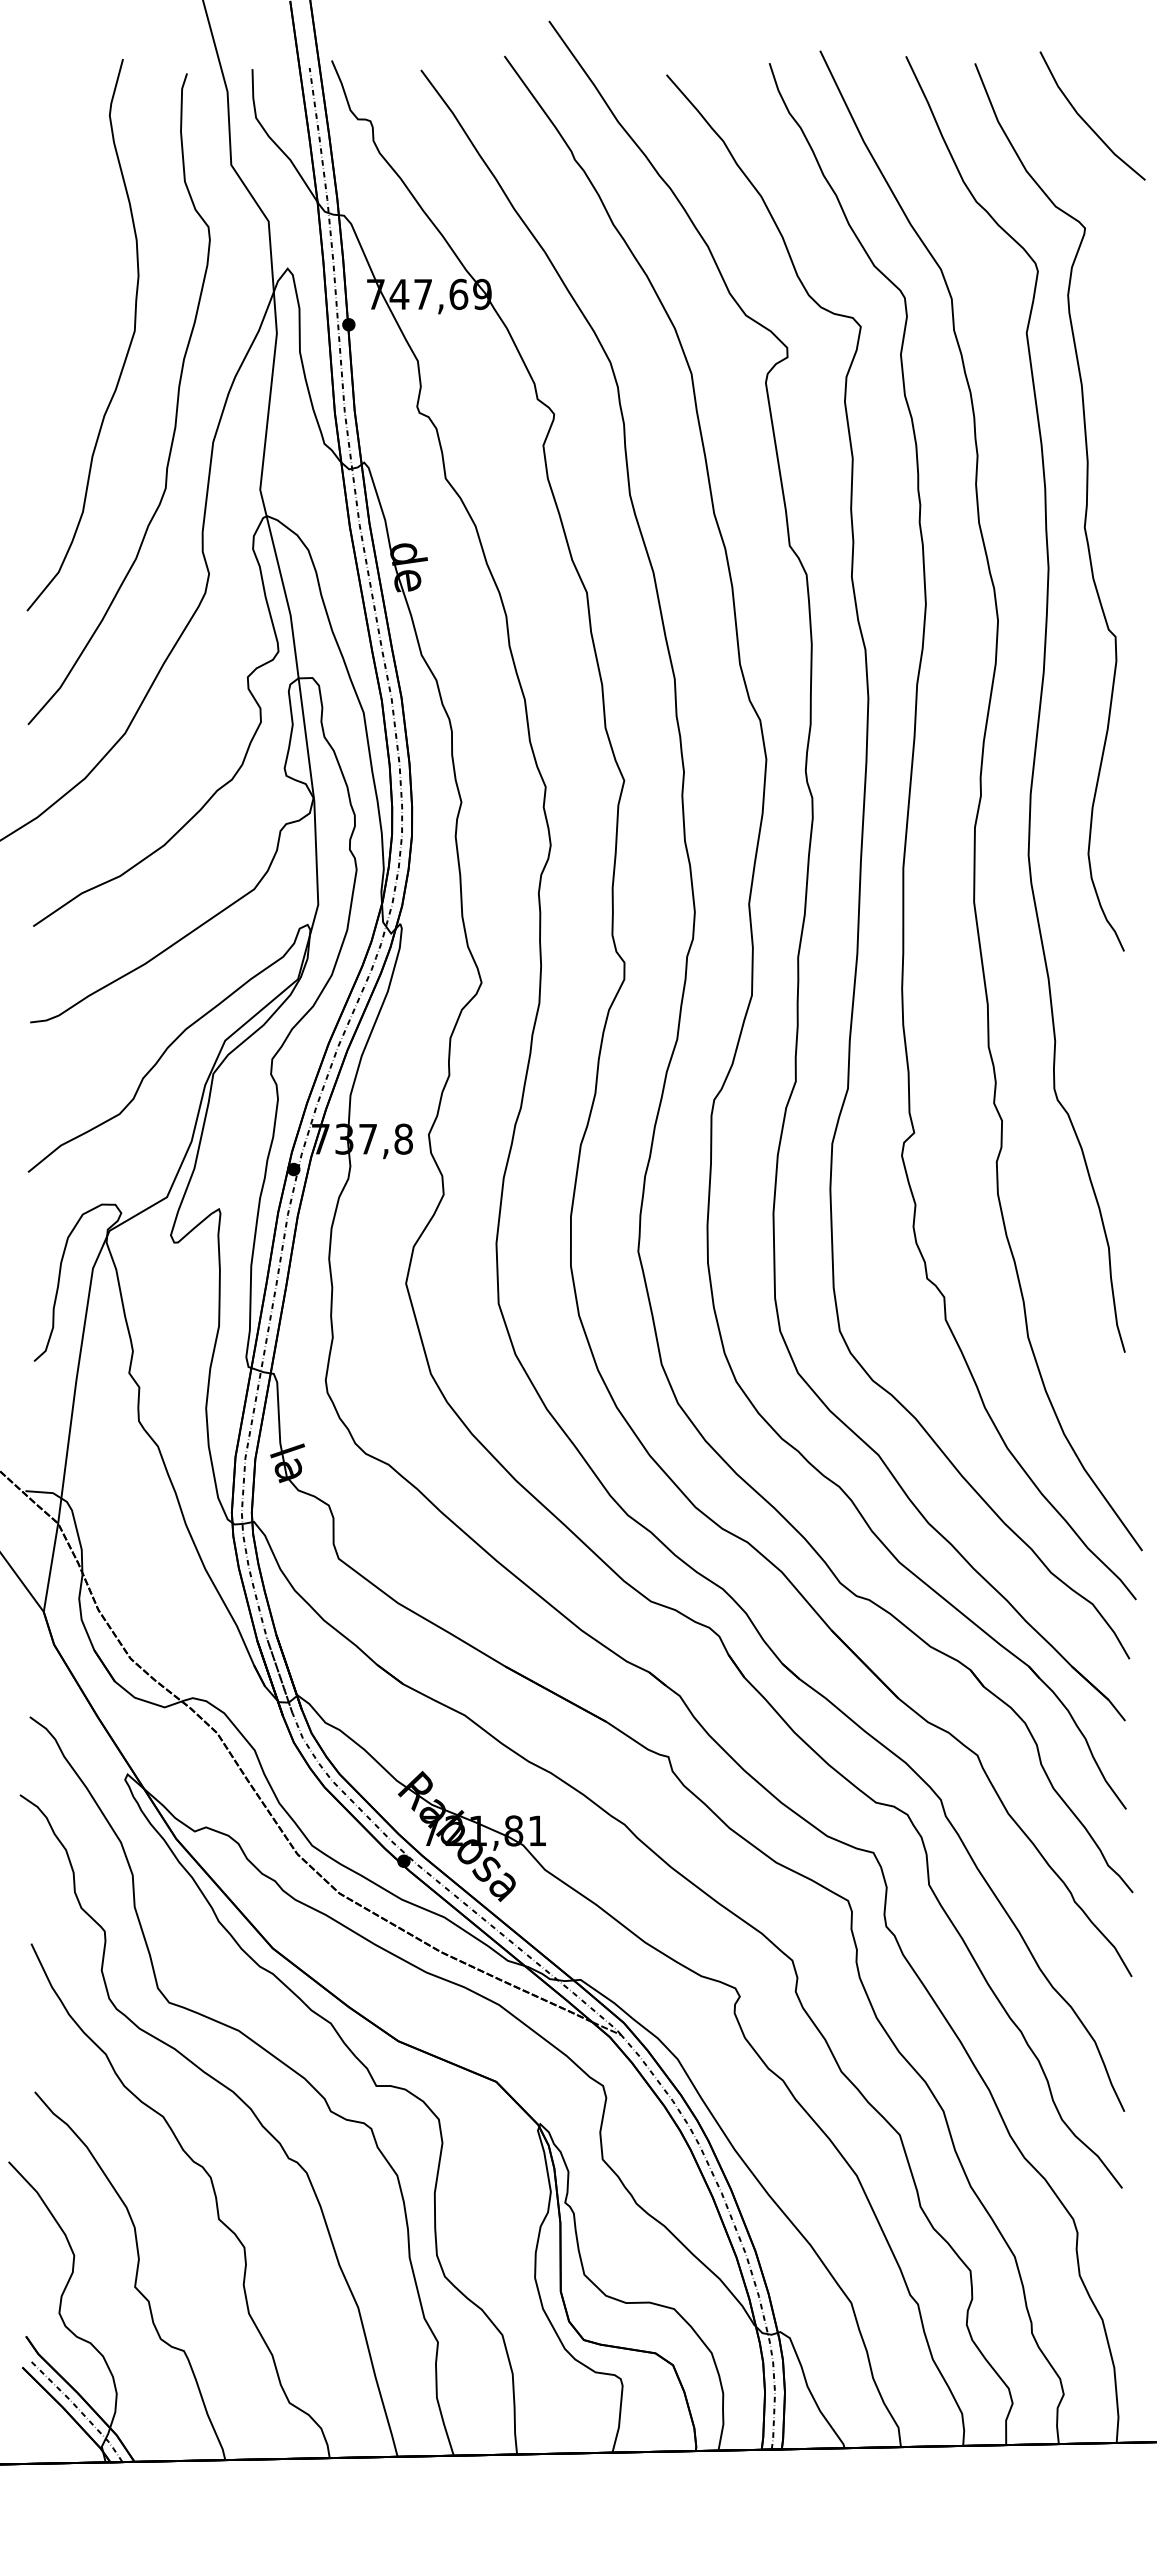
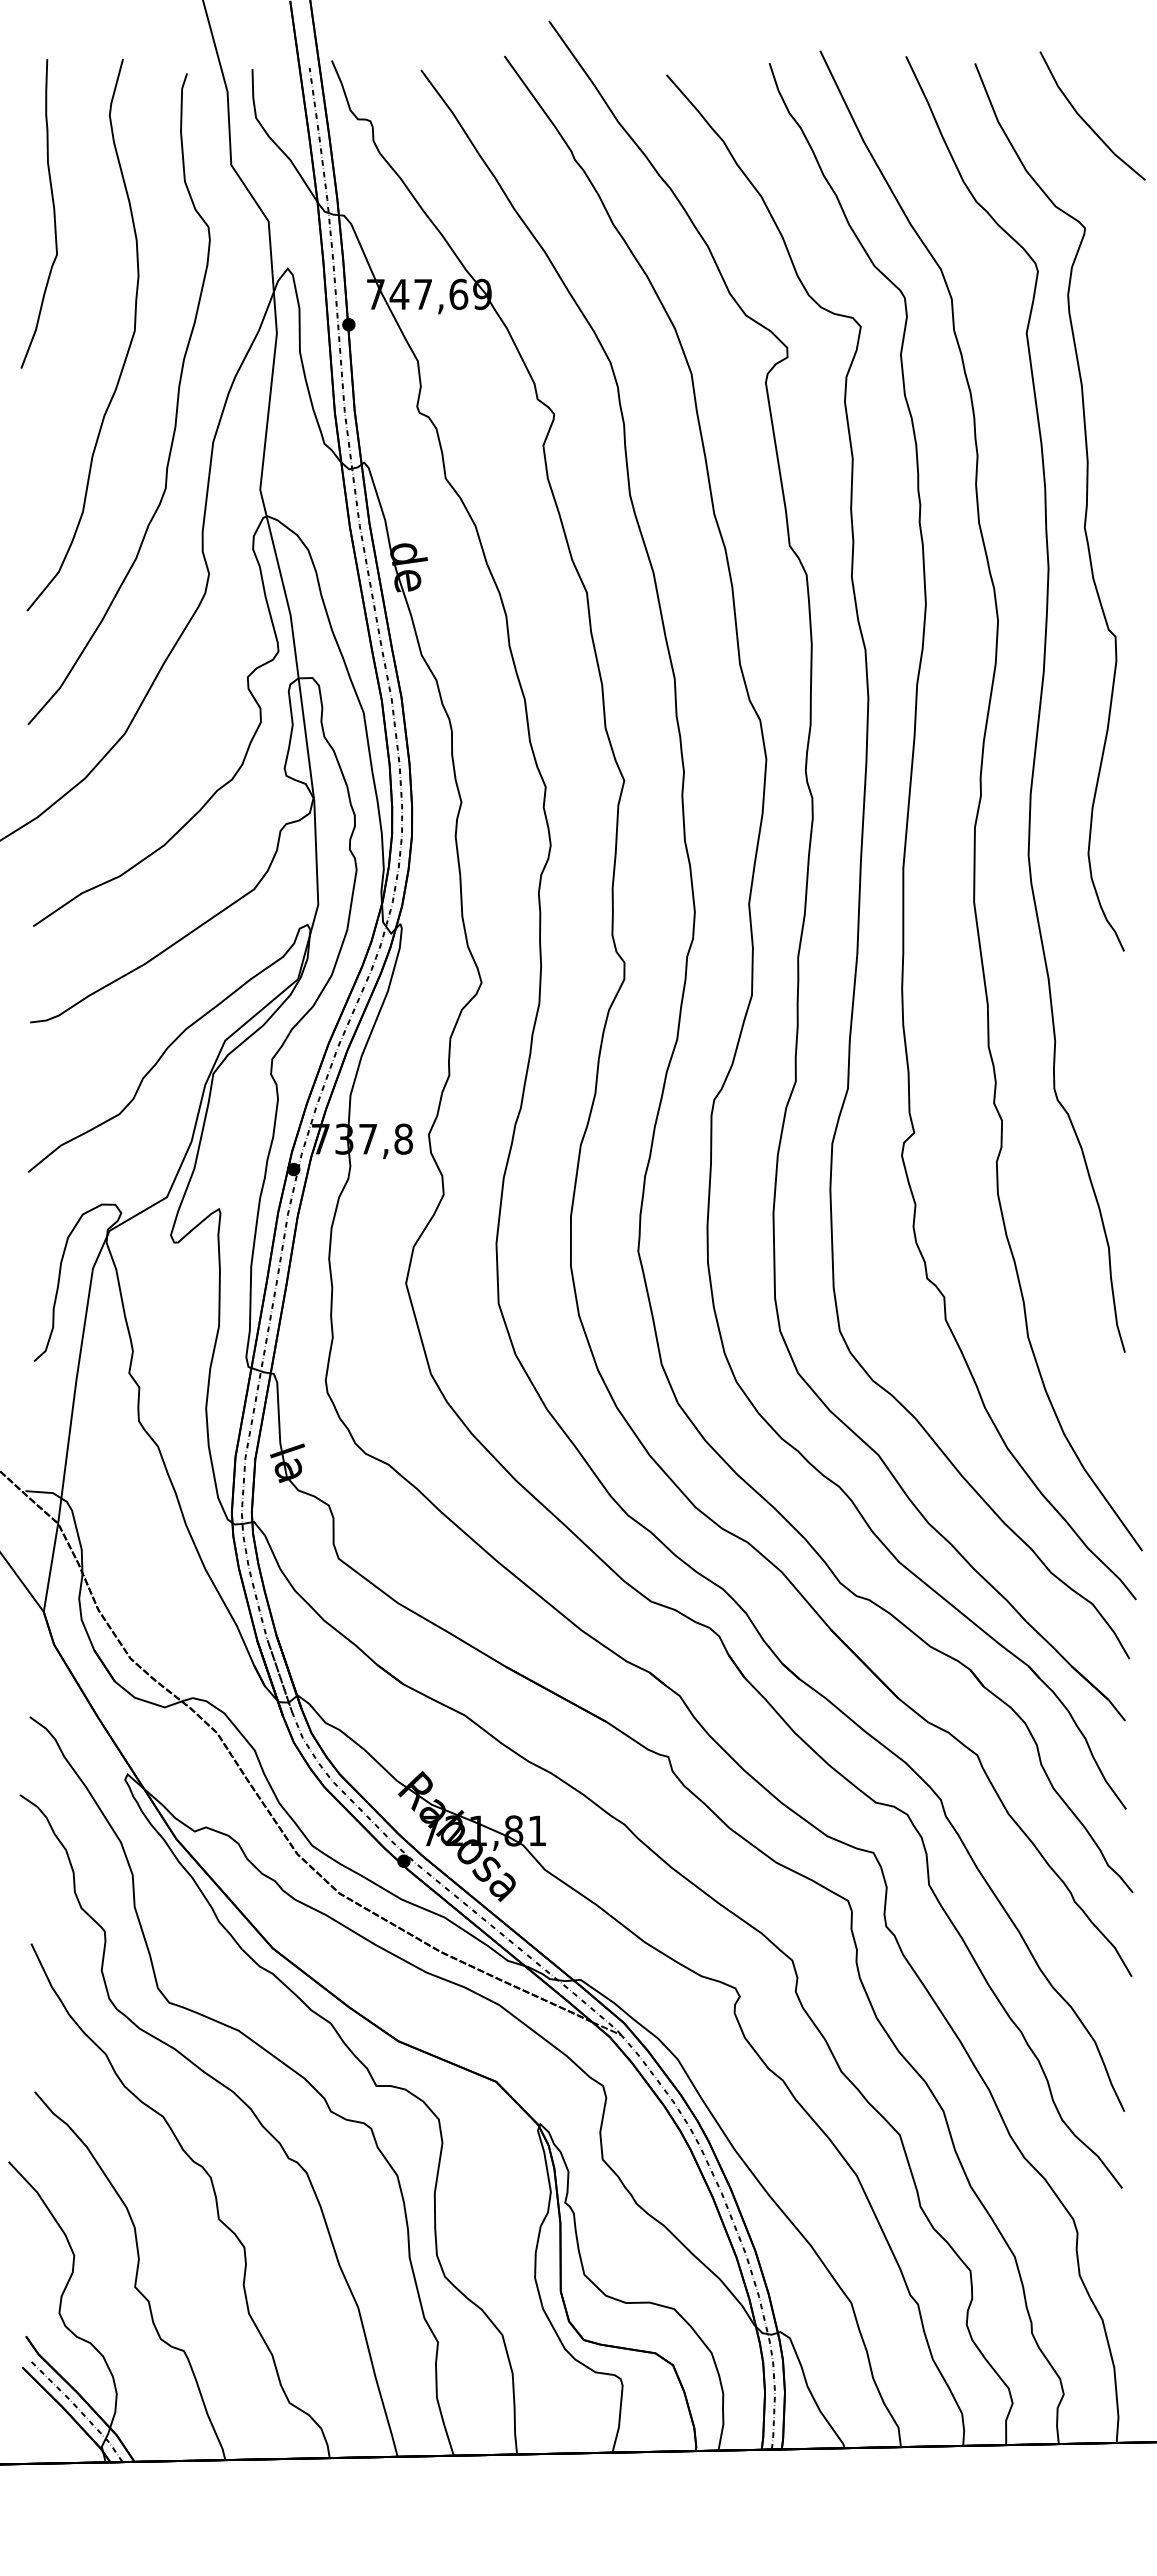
curve: none -> present (53, 213)
